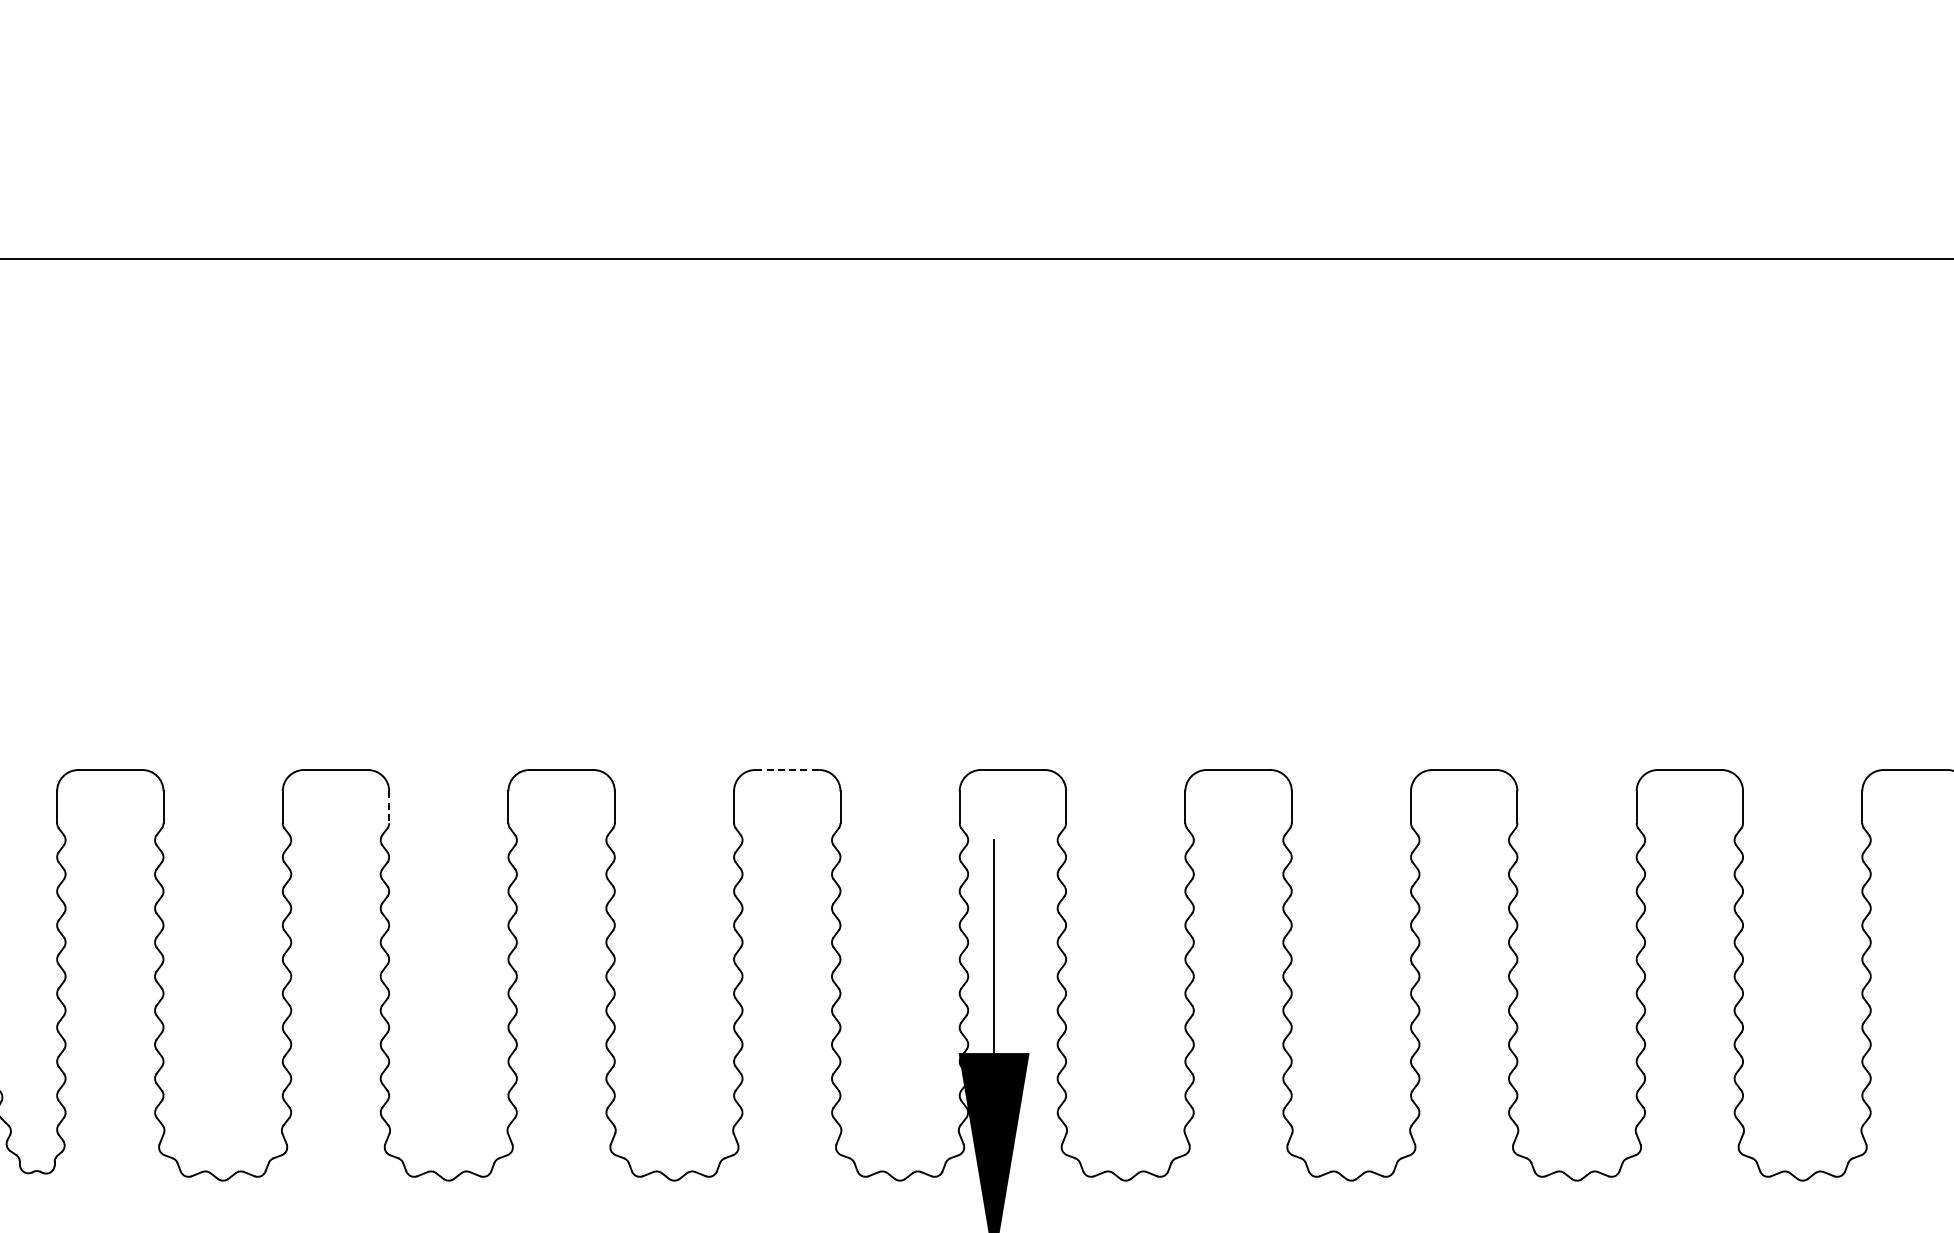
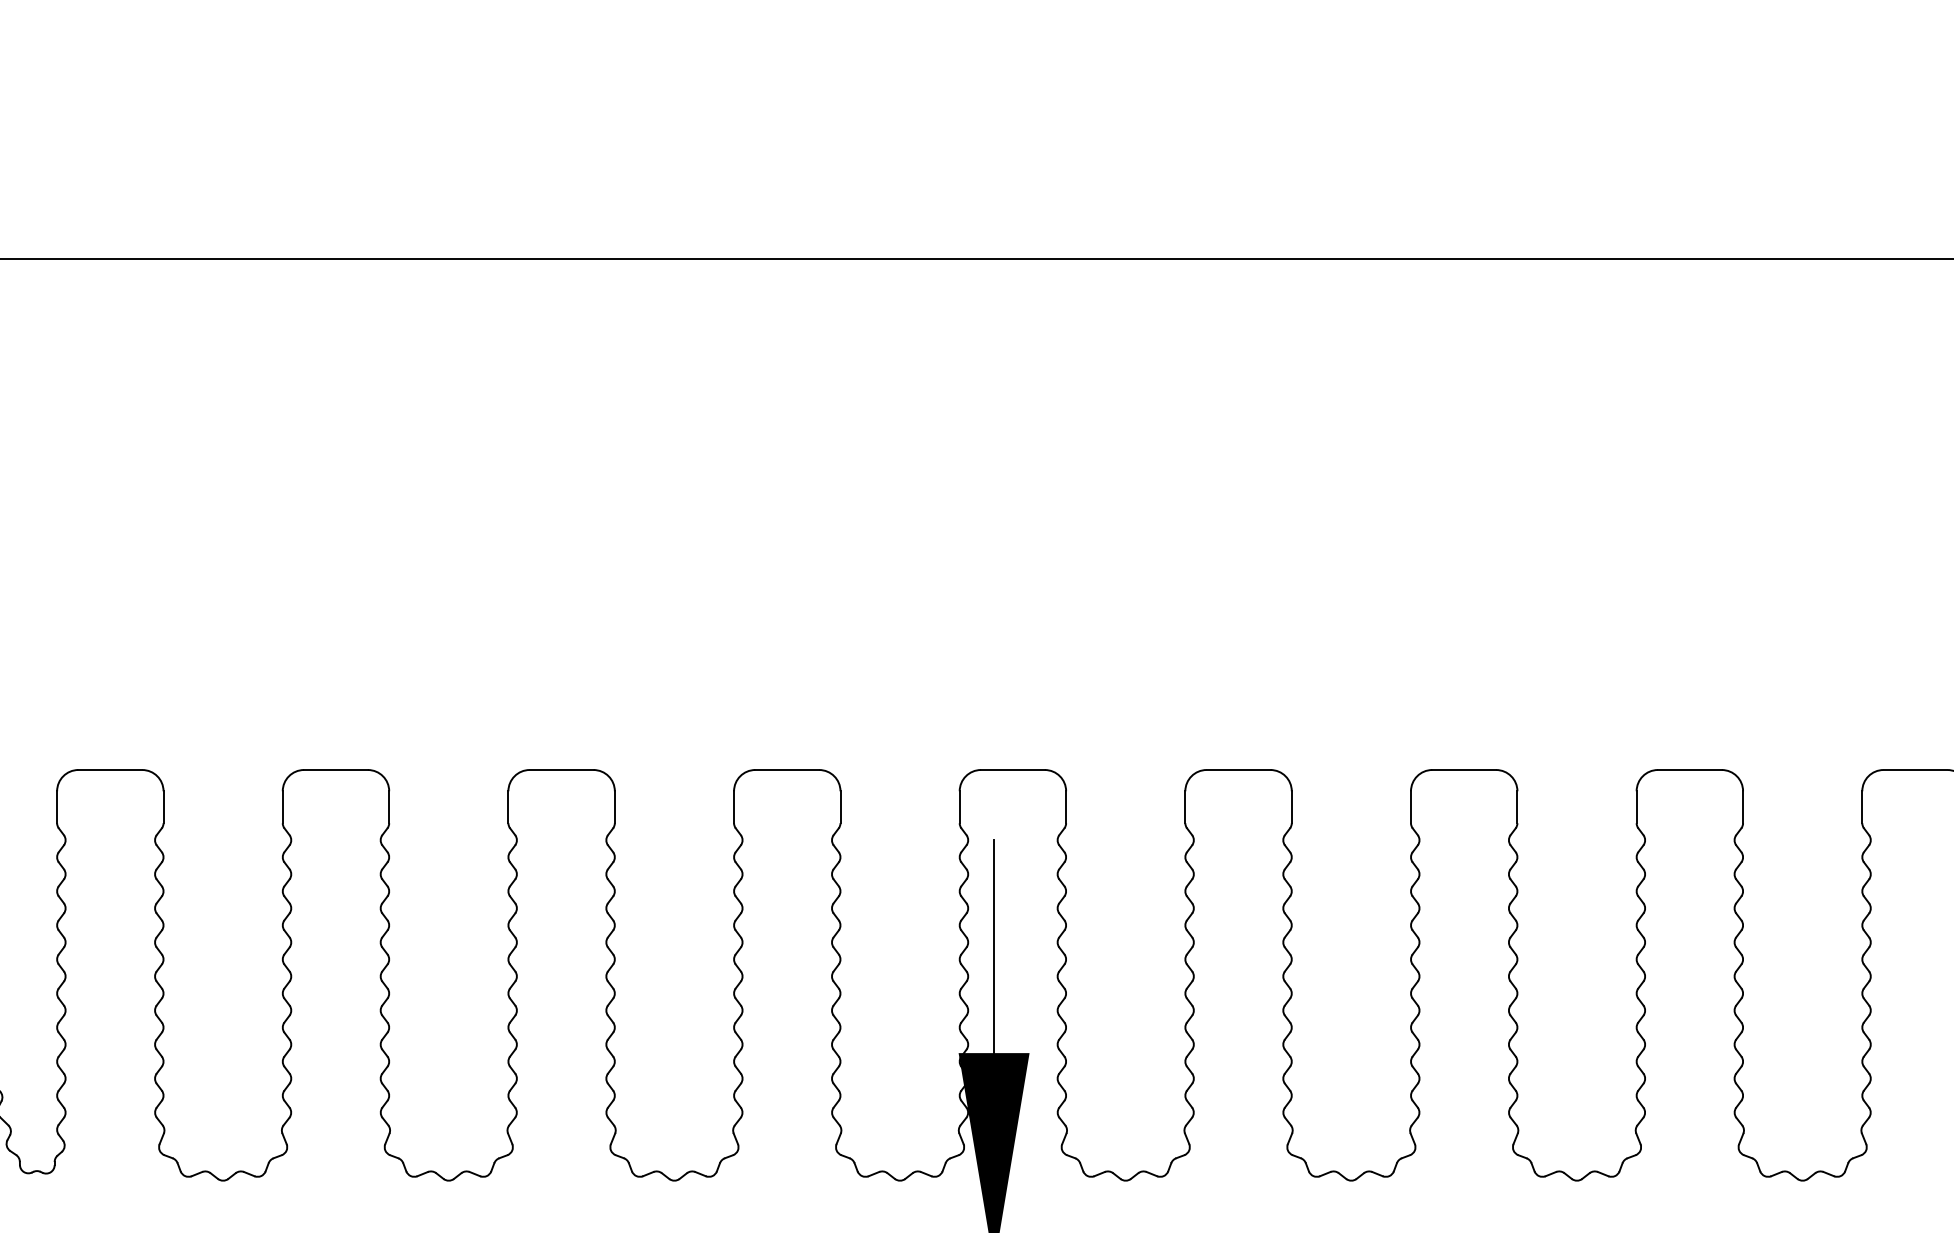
line: dashed -> solid (787, 770)
line: dashed -> solid (389, 807)
